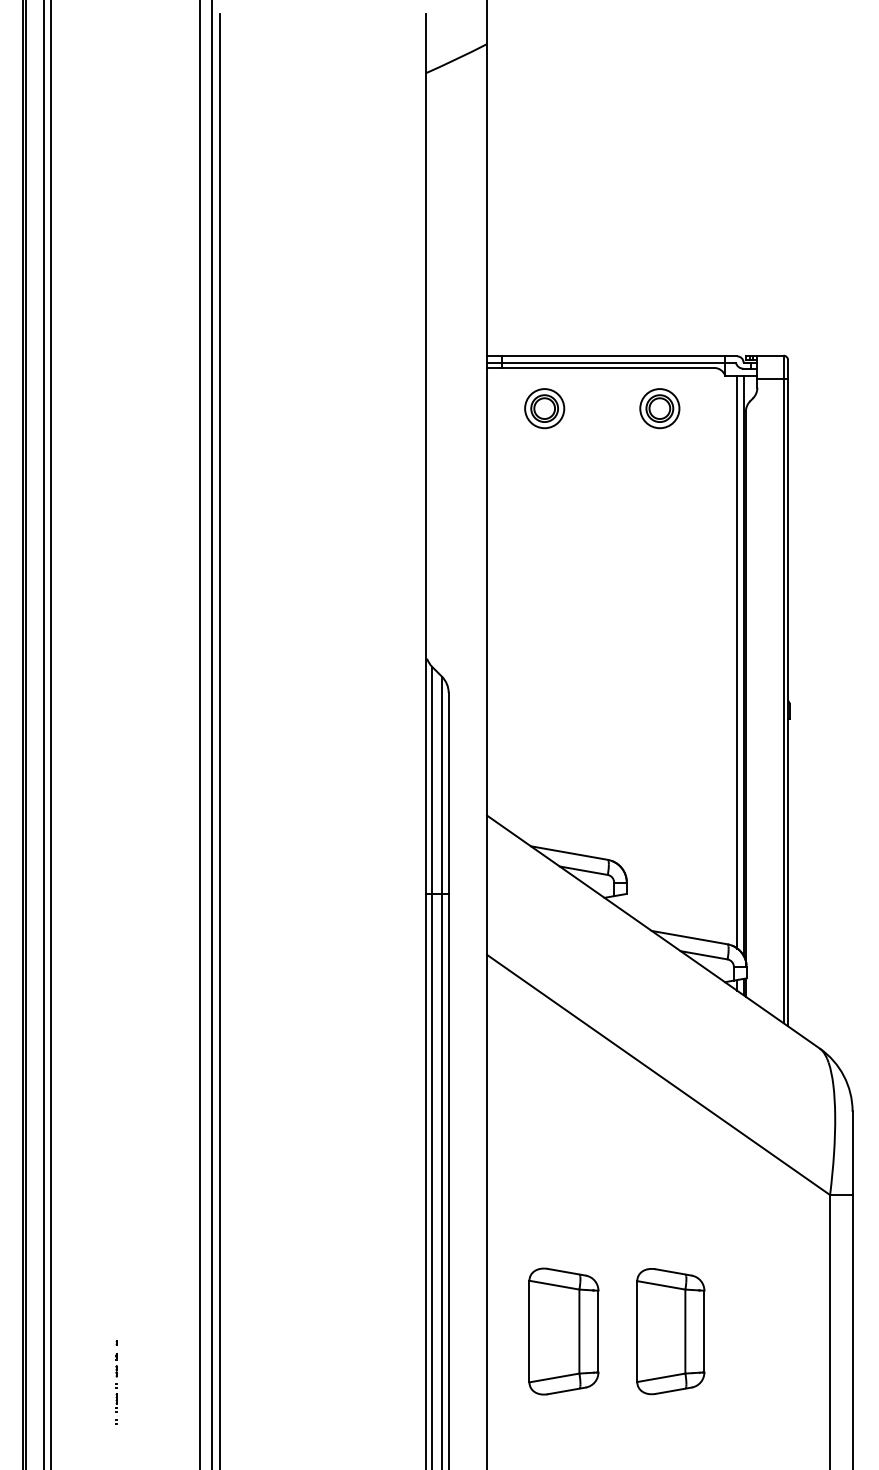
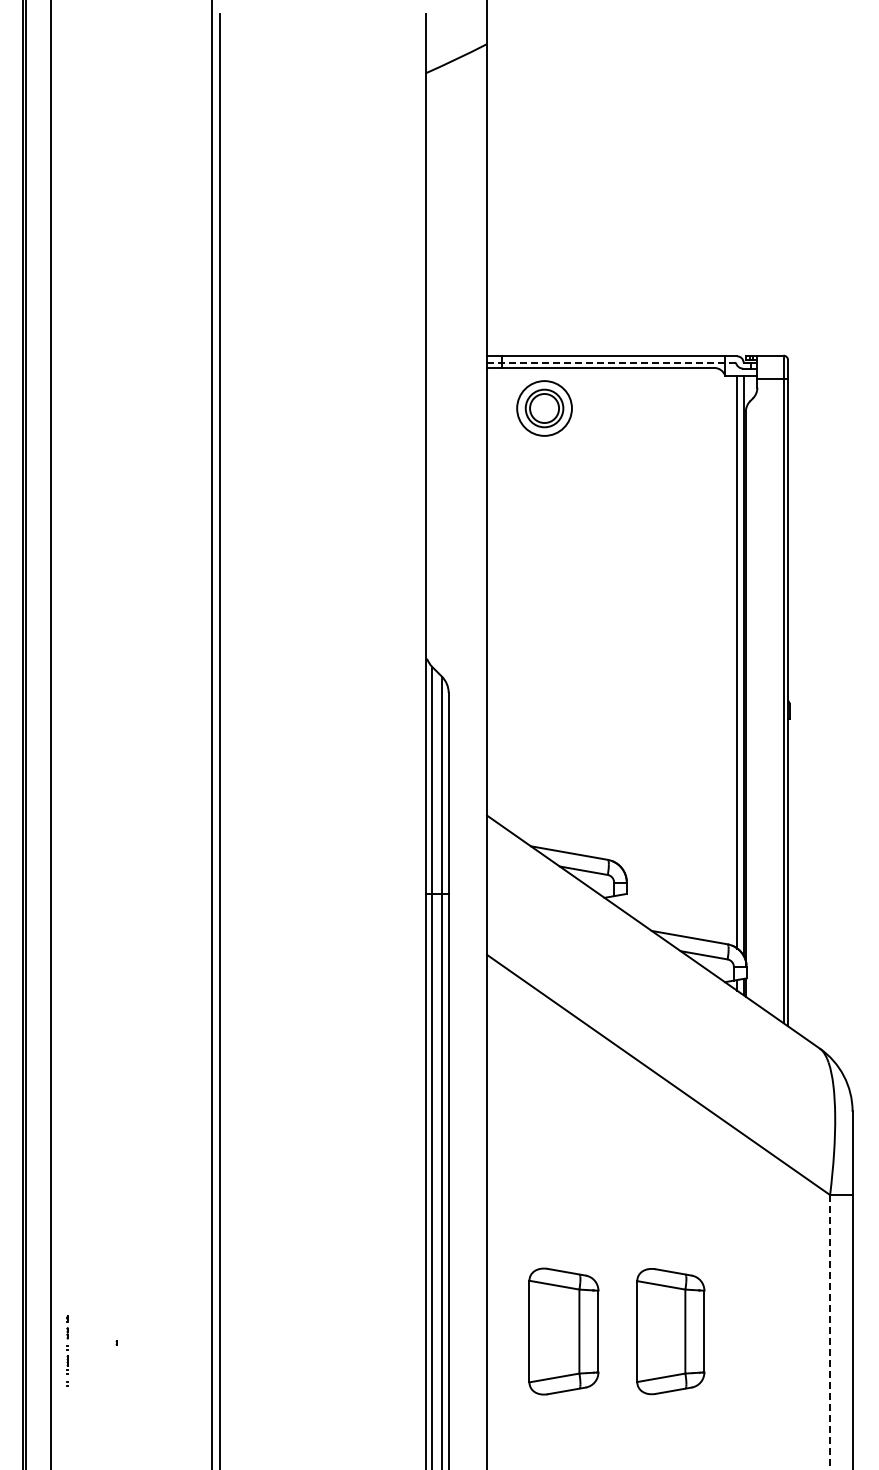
line: solid -> dashed (611, 362)
part size: 42x42 px -> 57x57 px (544, 408)
part: present -> none (659, 408)
line: present -> none (43, 734)
line: present -> none (199, 734)
line: solid -> dashed (830, 1332)
part position: (116, 1388) -> (67, 1350) (67, 1350)
